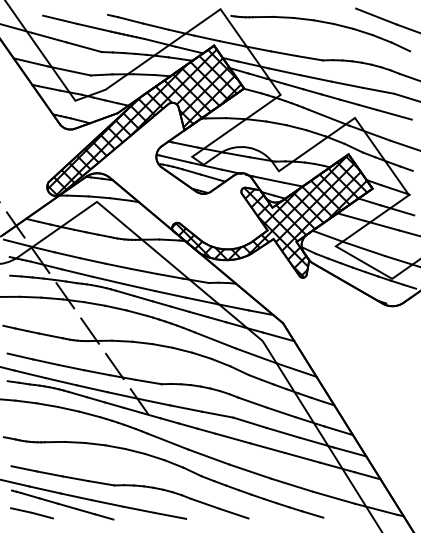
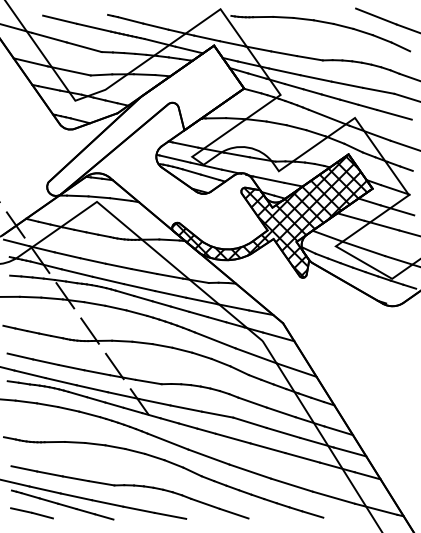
hatch: present -> none (144, 122)
